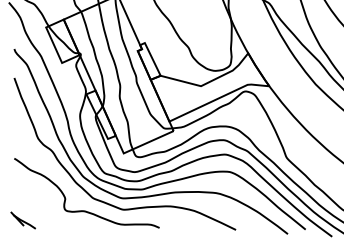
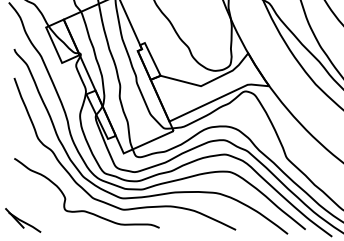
part size: 26x19 px -> 37x25 px (23, 220)
